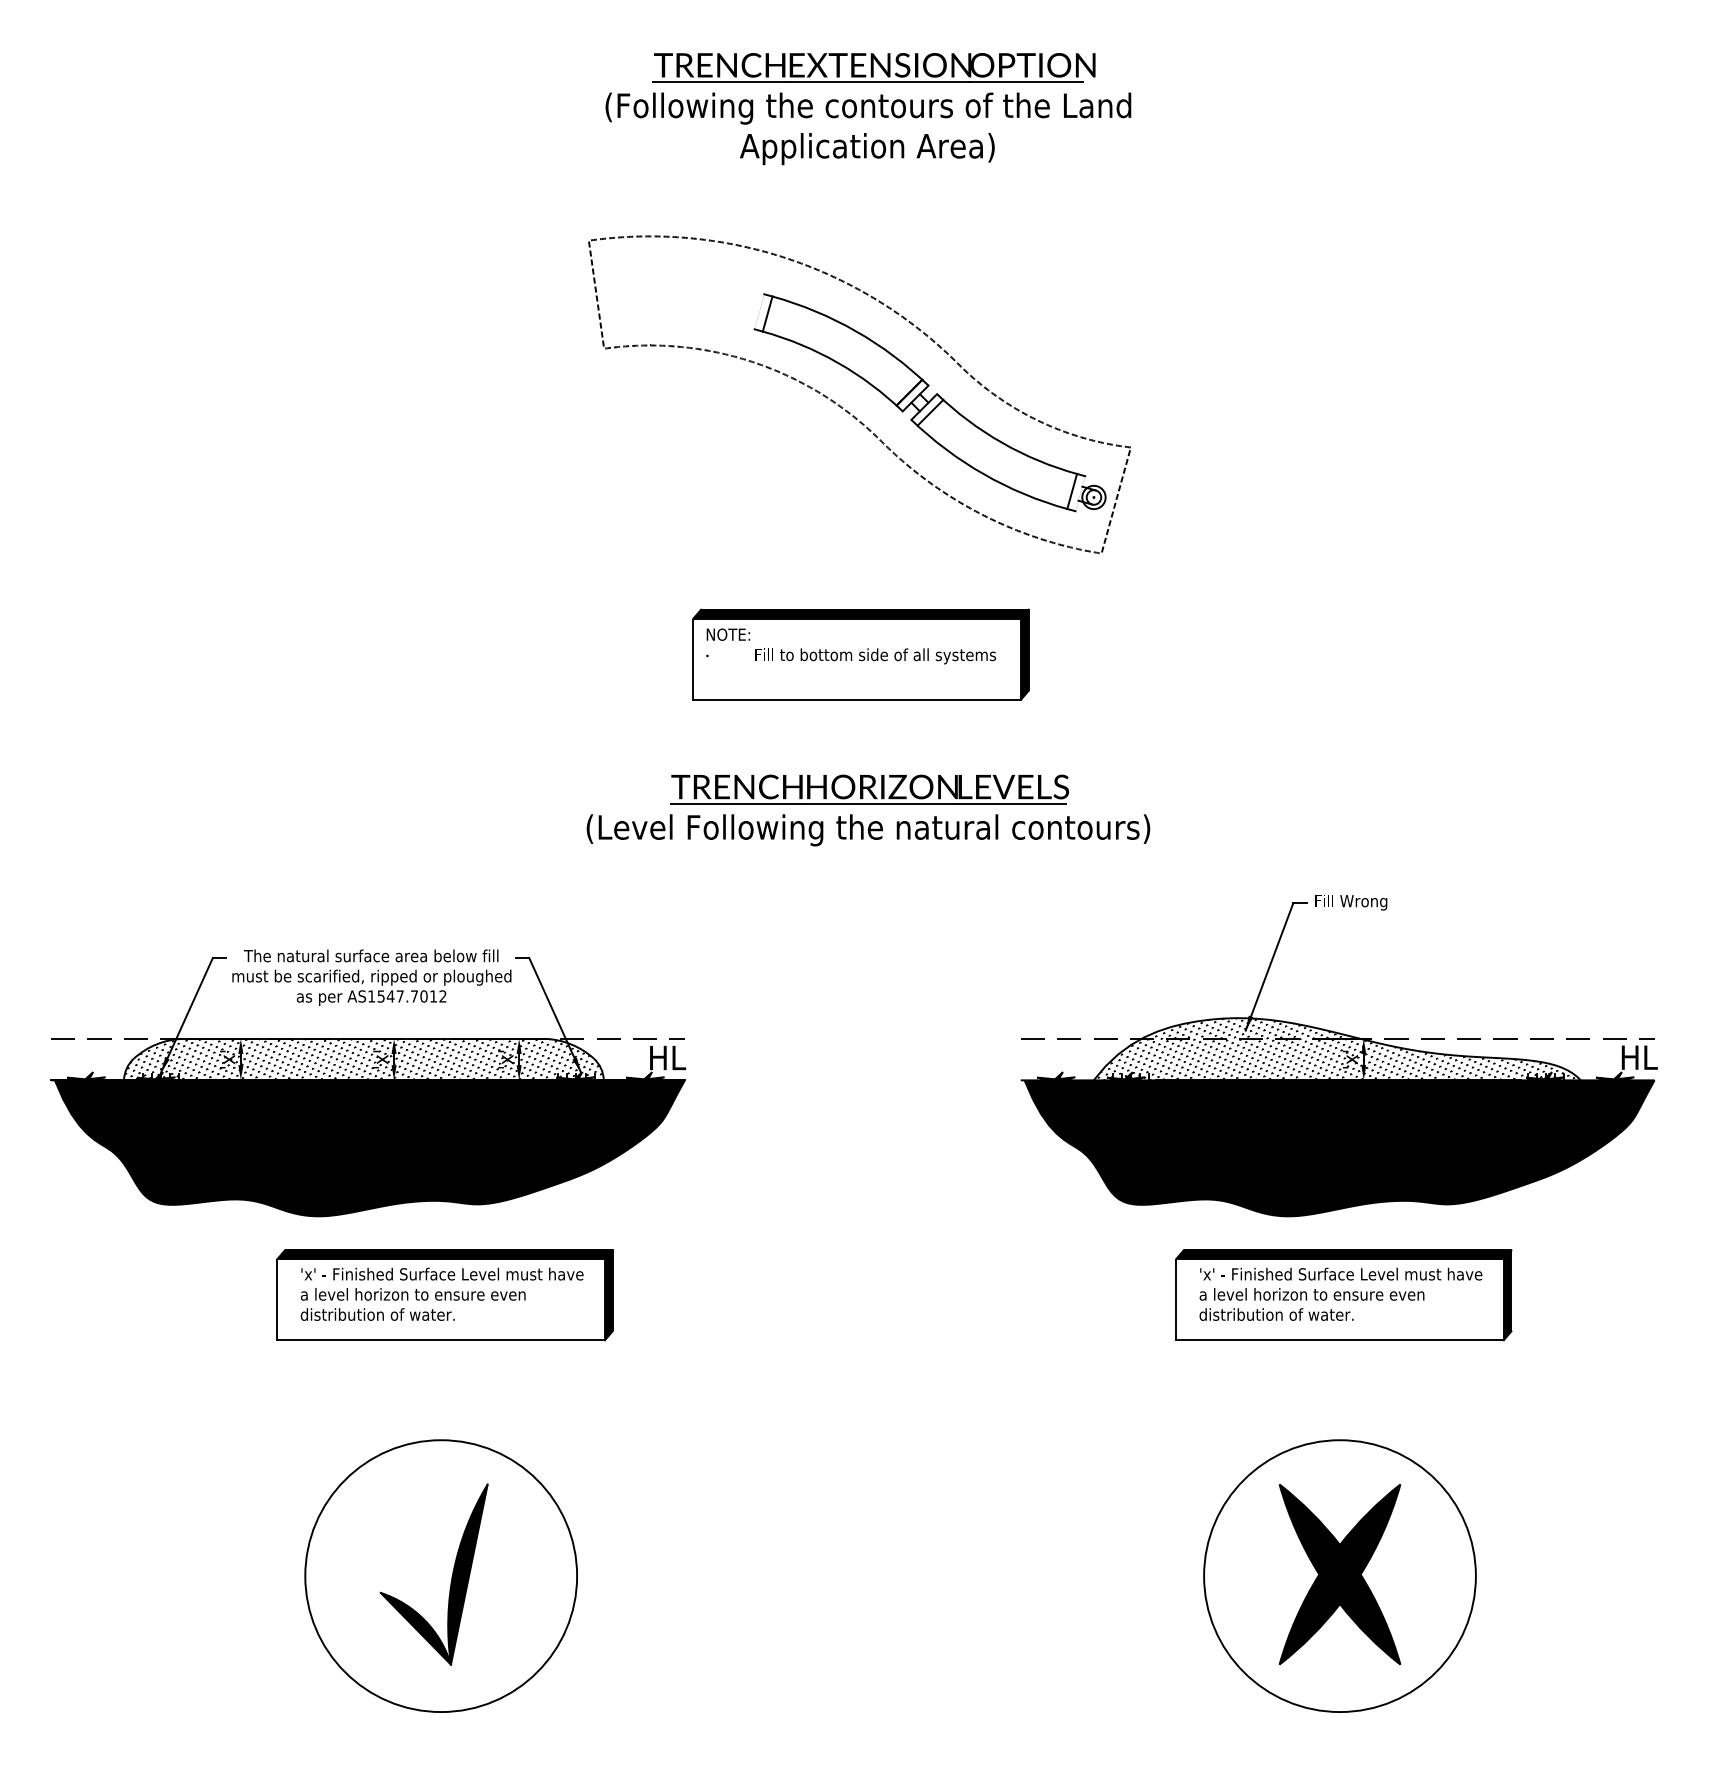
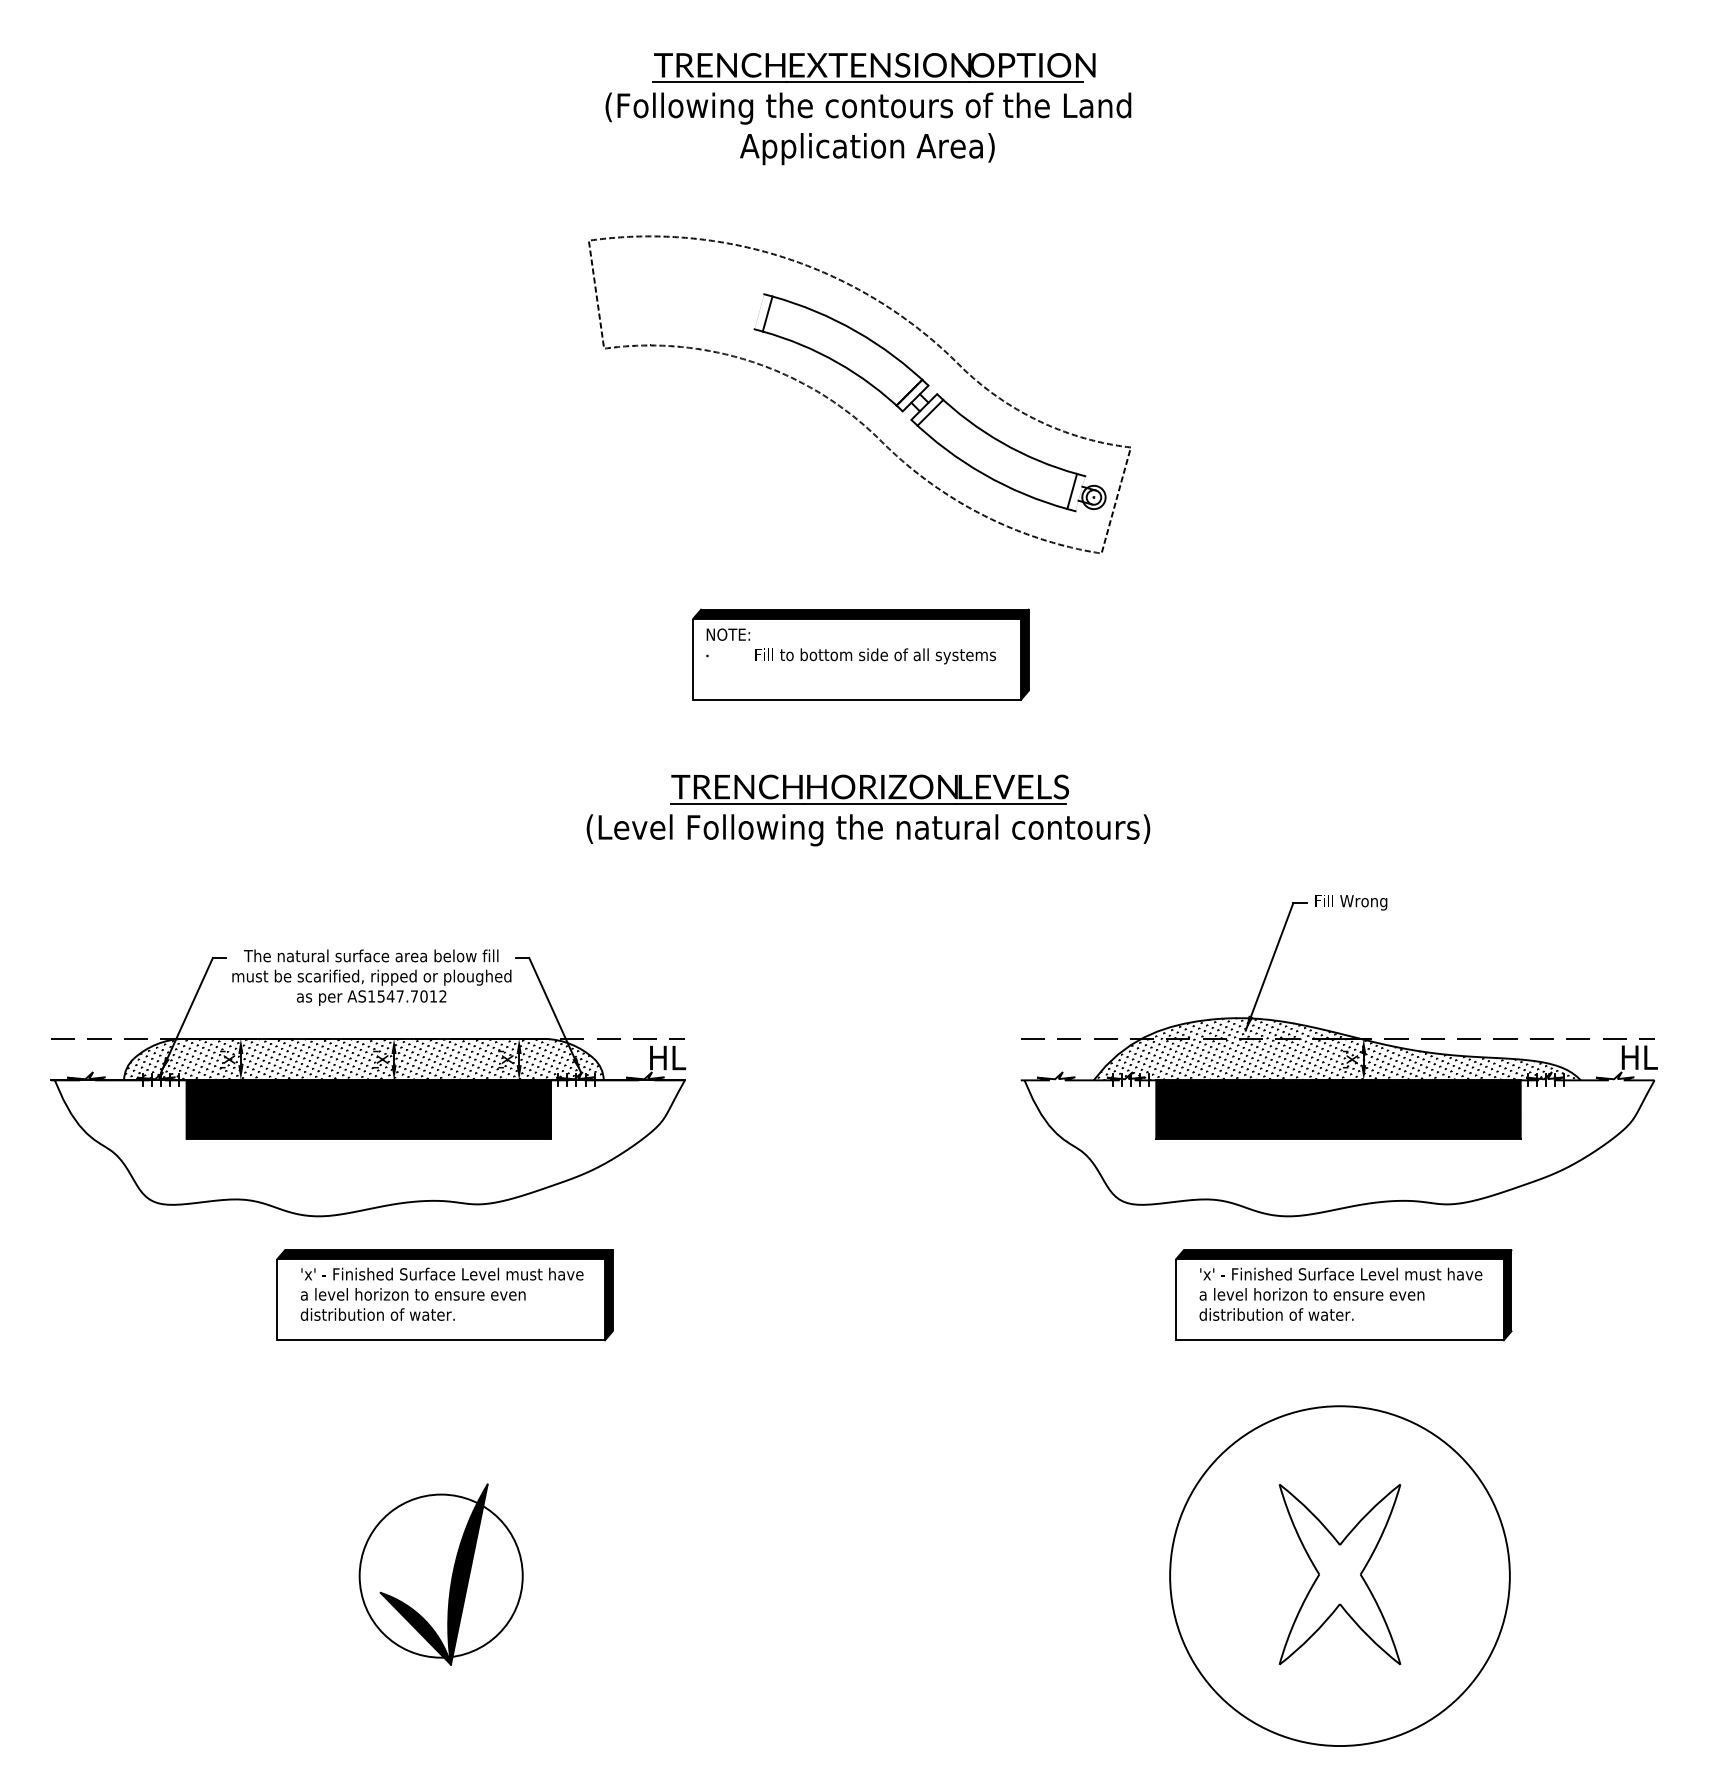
fill: present -> none (369, 1144)
fill: present -> none (1339, 1144)
fill: present -> none (1339, 1574)
circle diameter: 272 px -> 163 px (440, 1575)
circle diameter: 272 px -> 340 px (1339, 1576)
